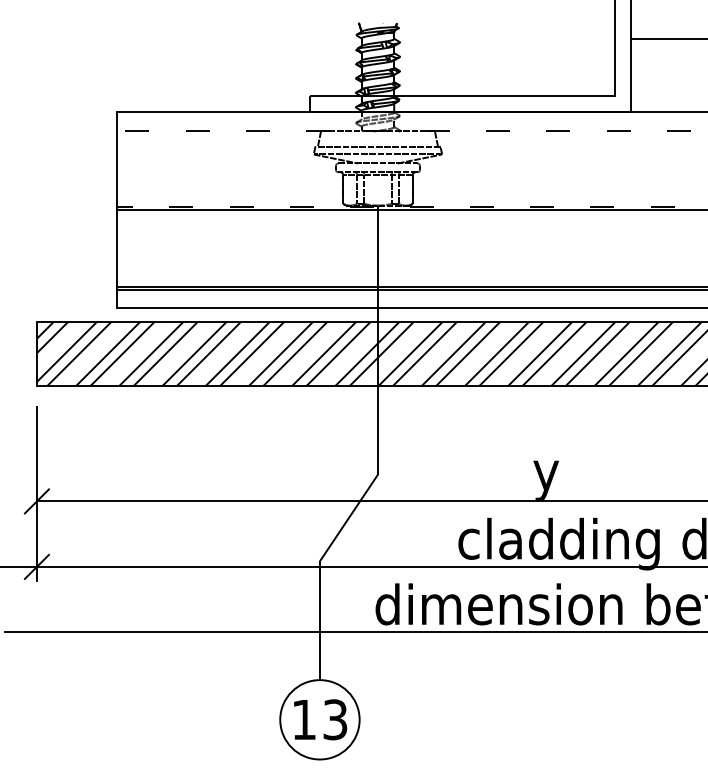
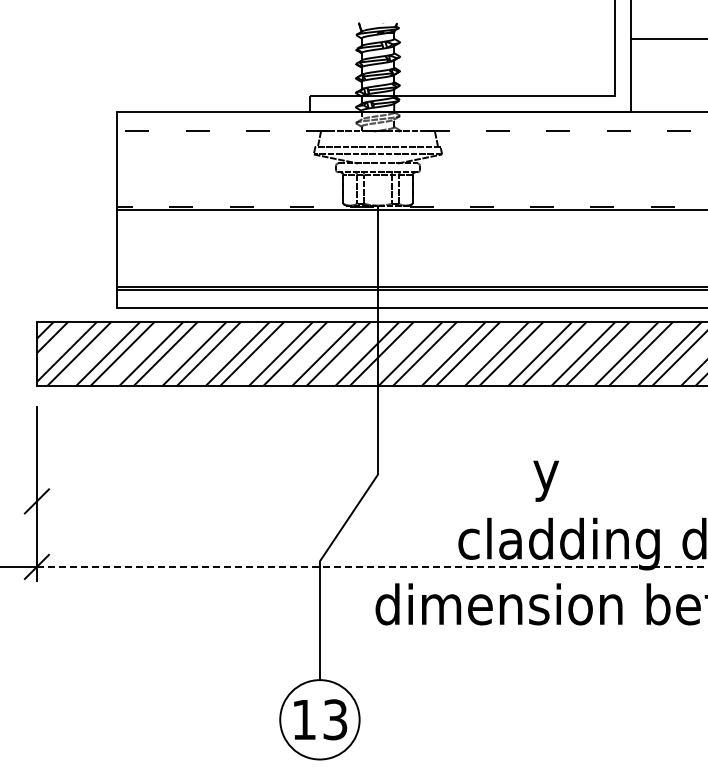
line: present -> none (370, 501)
line: solid -> dashed (372, 566)
line: present -> none (354, 632)
